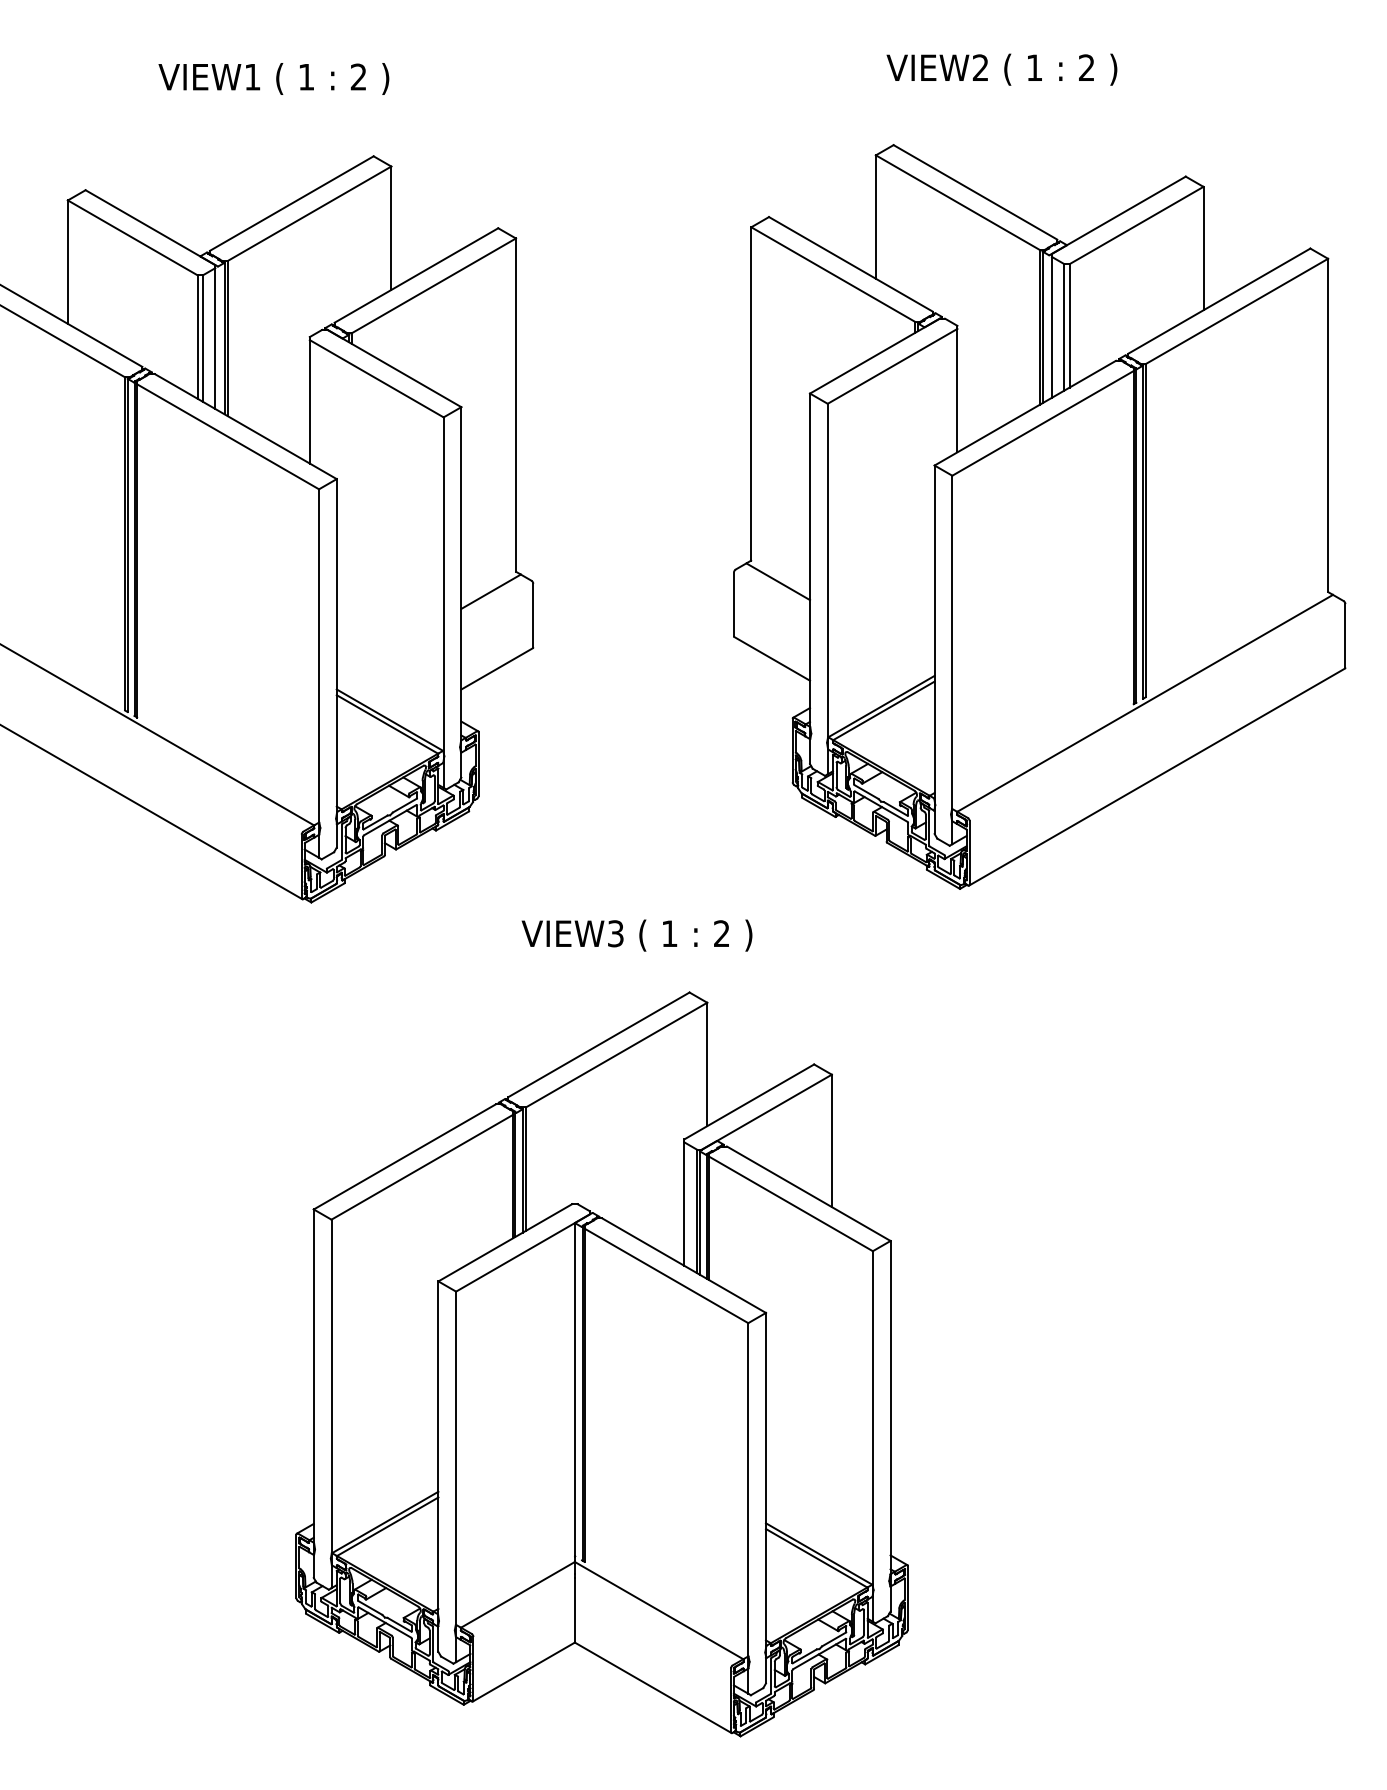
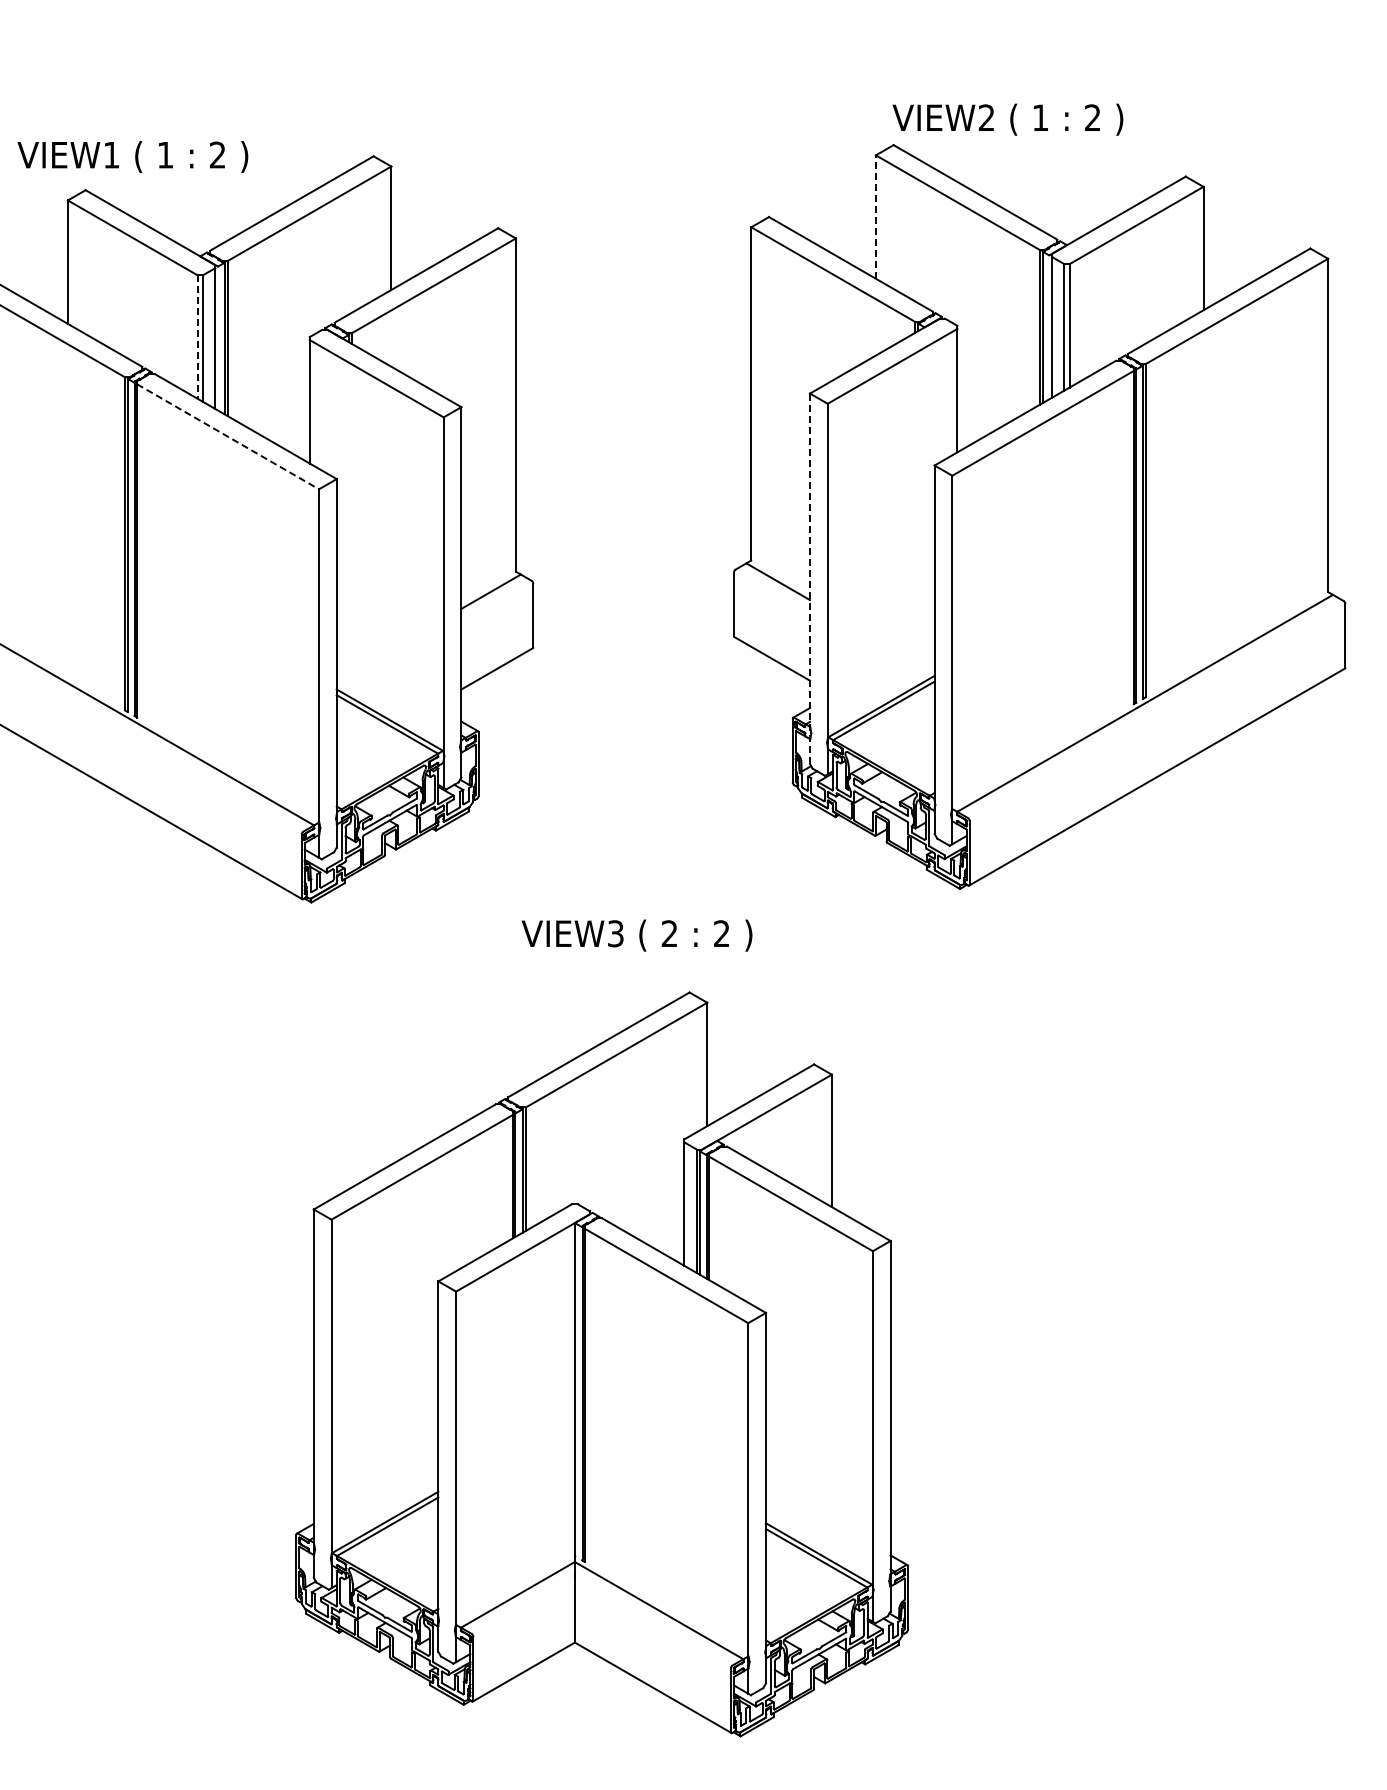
text position: (1001, 69) -> (1007, 119) (1007, 119)
text position: (273, 78) -> (132, 156) (132, 156)
line: solid -> dashed (875, 217)
line: solid -> dashed (197, 337)
line: solid -> dashed (228, 437)
line: solid -> dashed (810, 579)
text: 1 -> 2 (669, 933)
